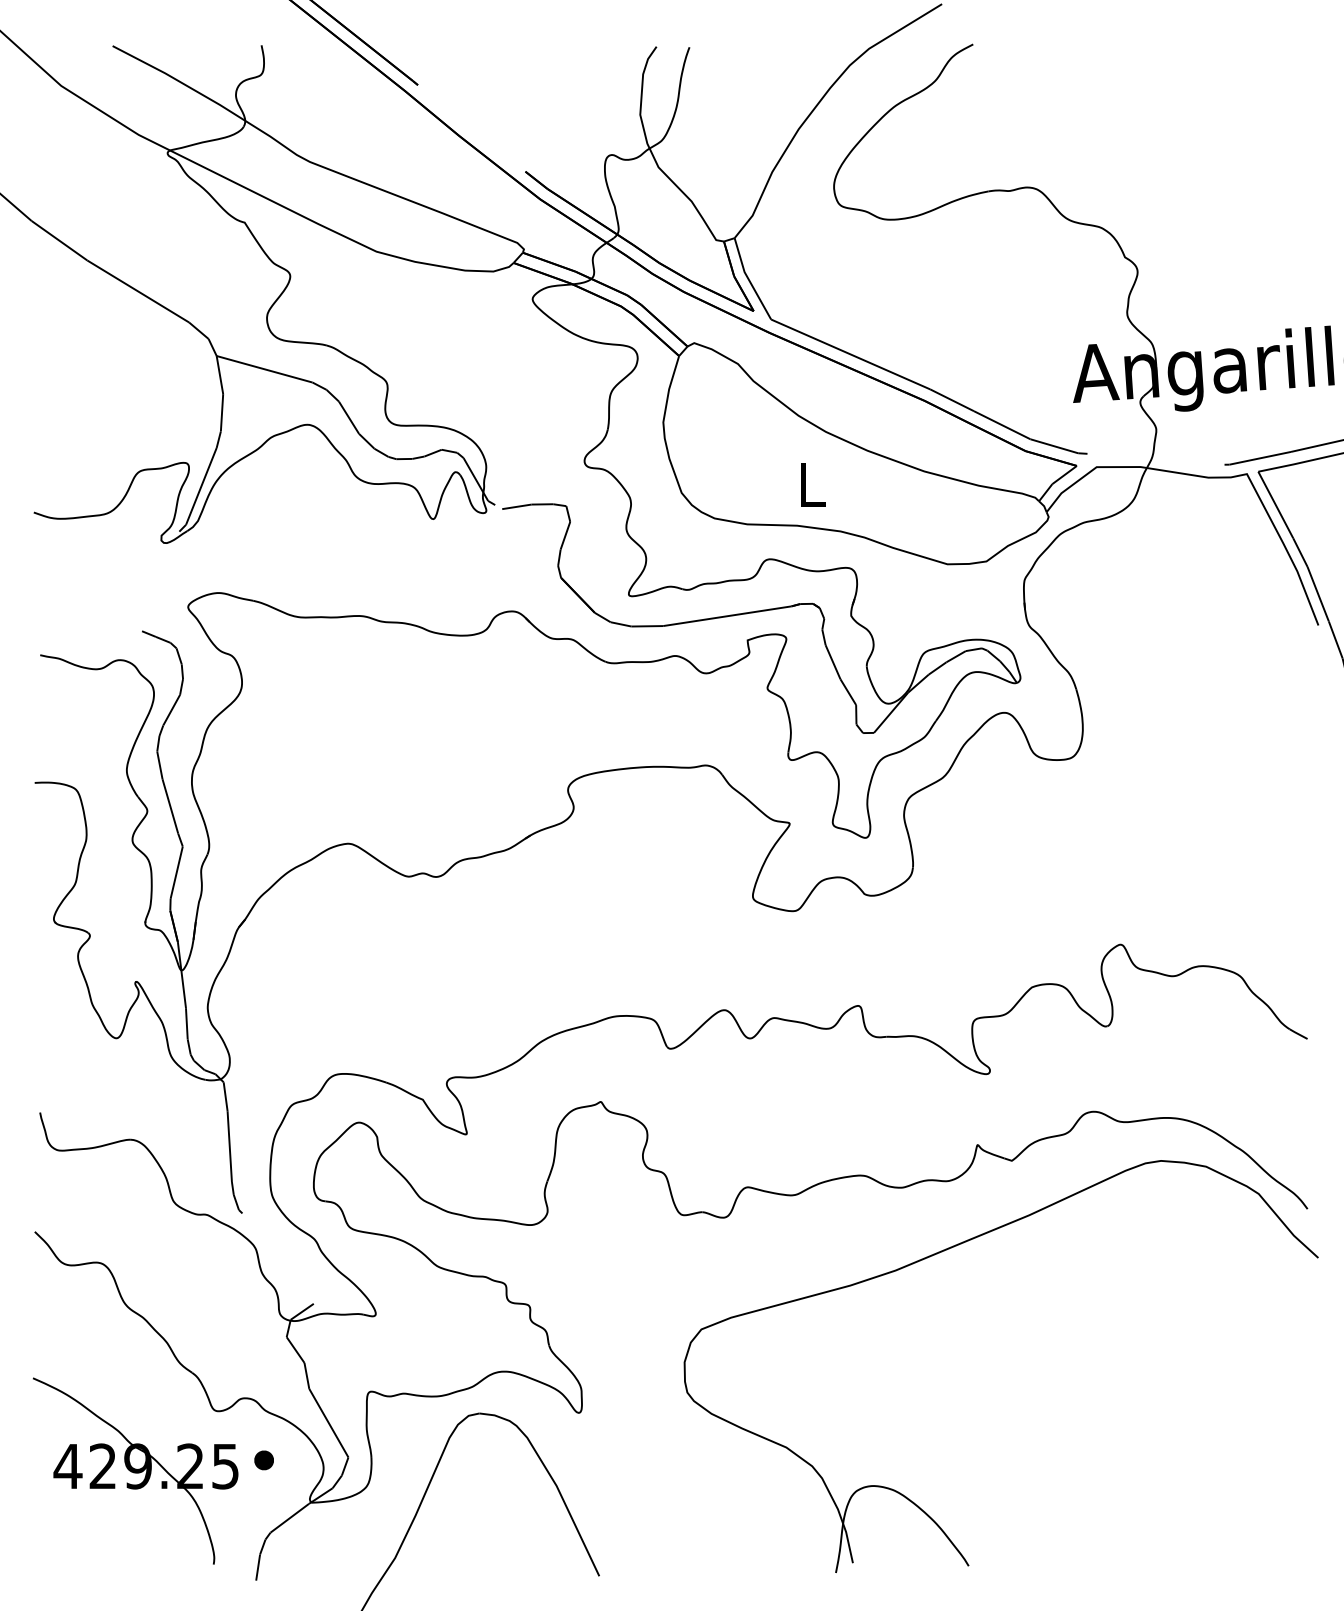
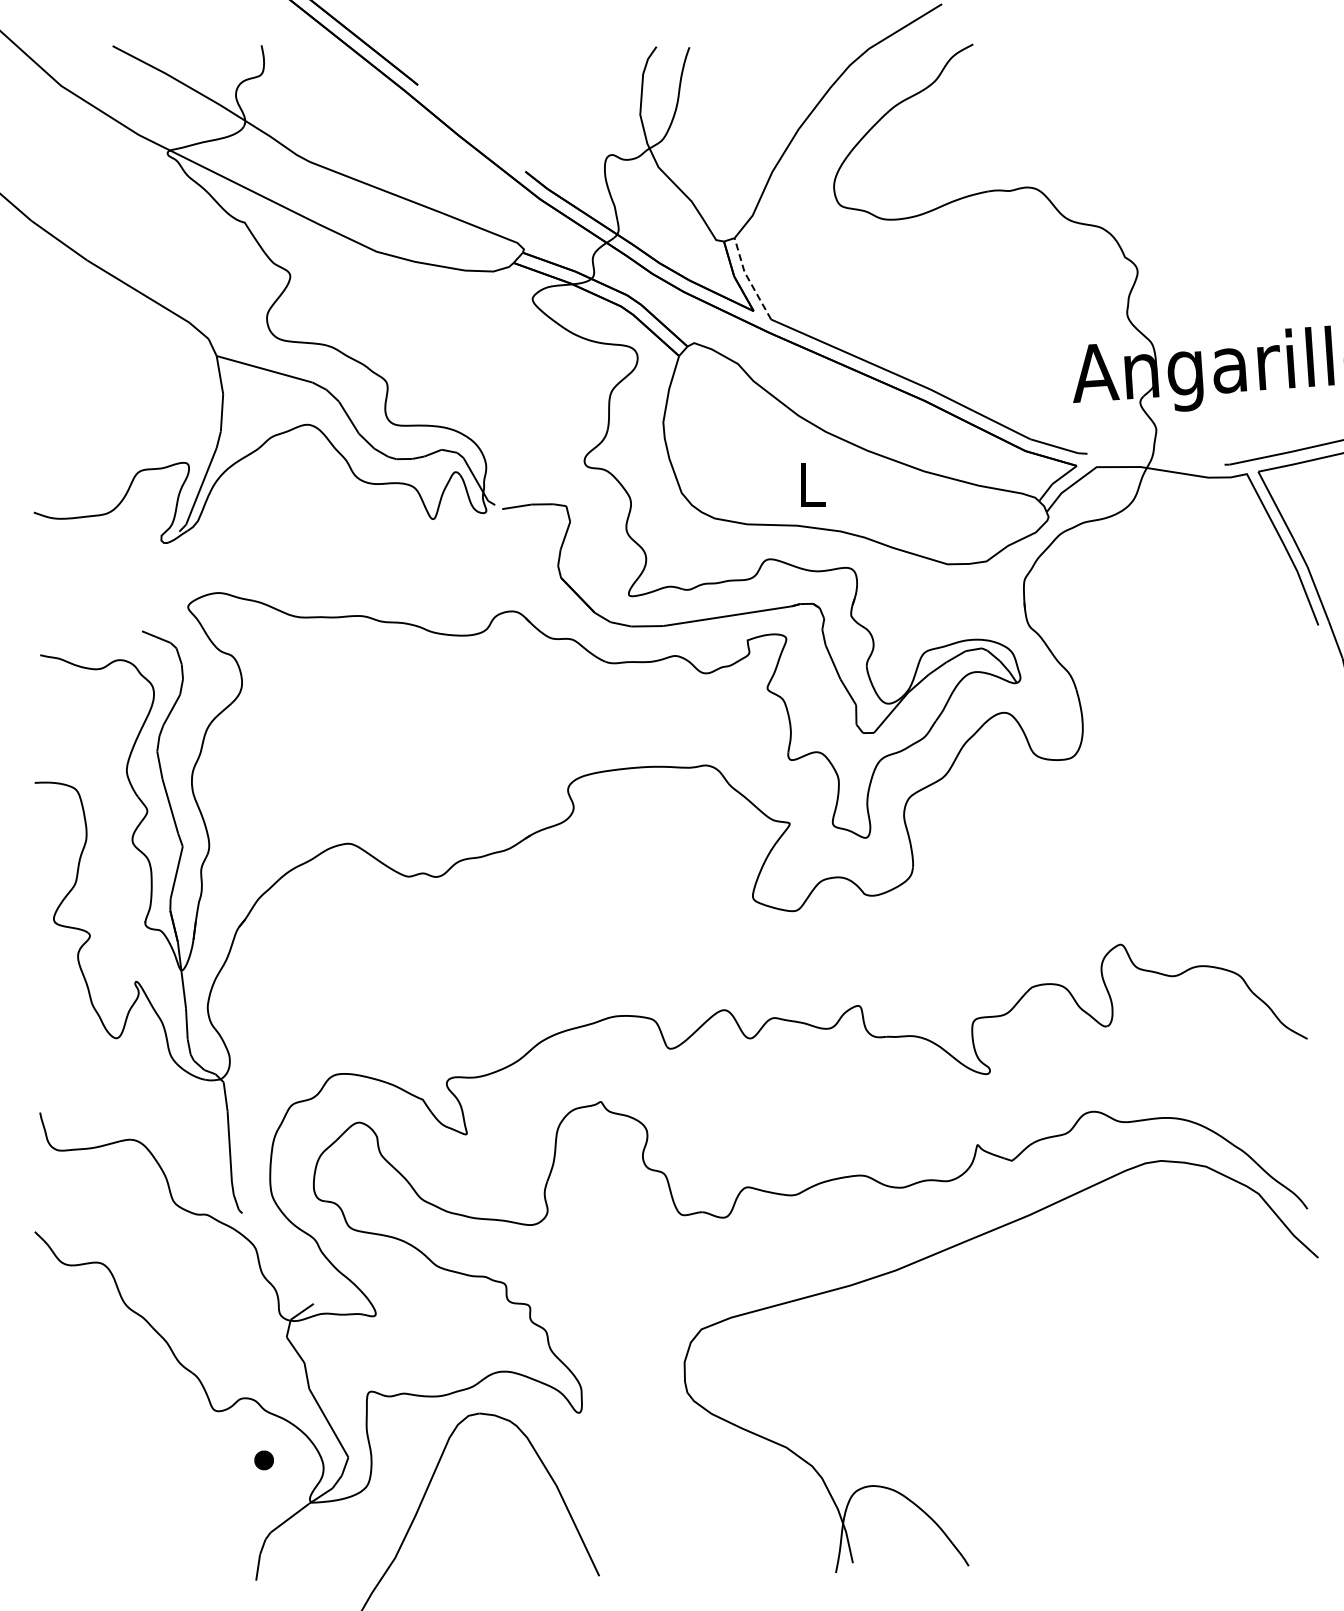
line: solid -> dashed (748, 279)
part: present -> none (135, 1470)
